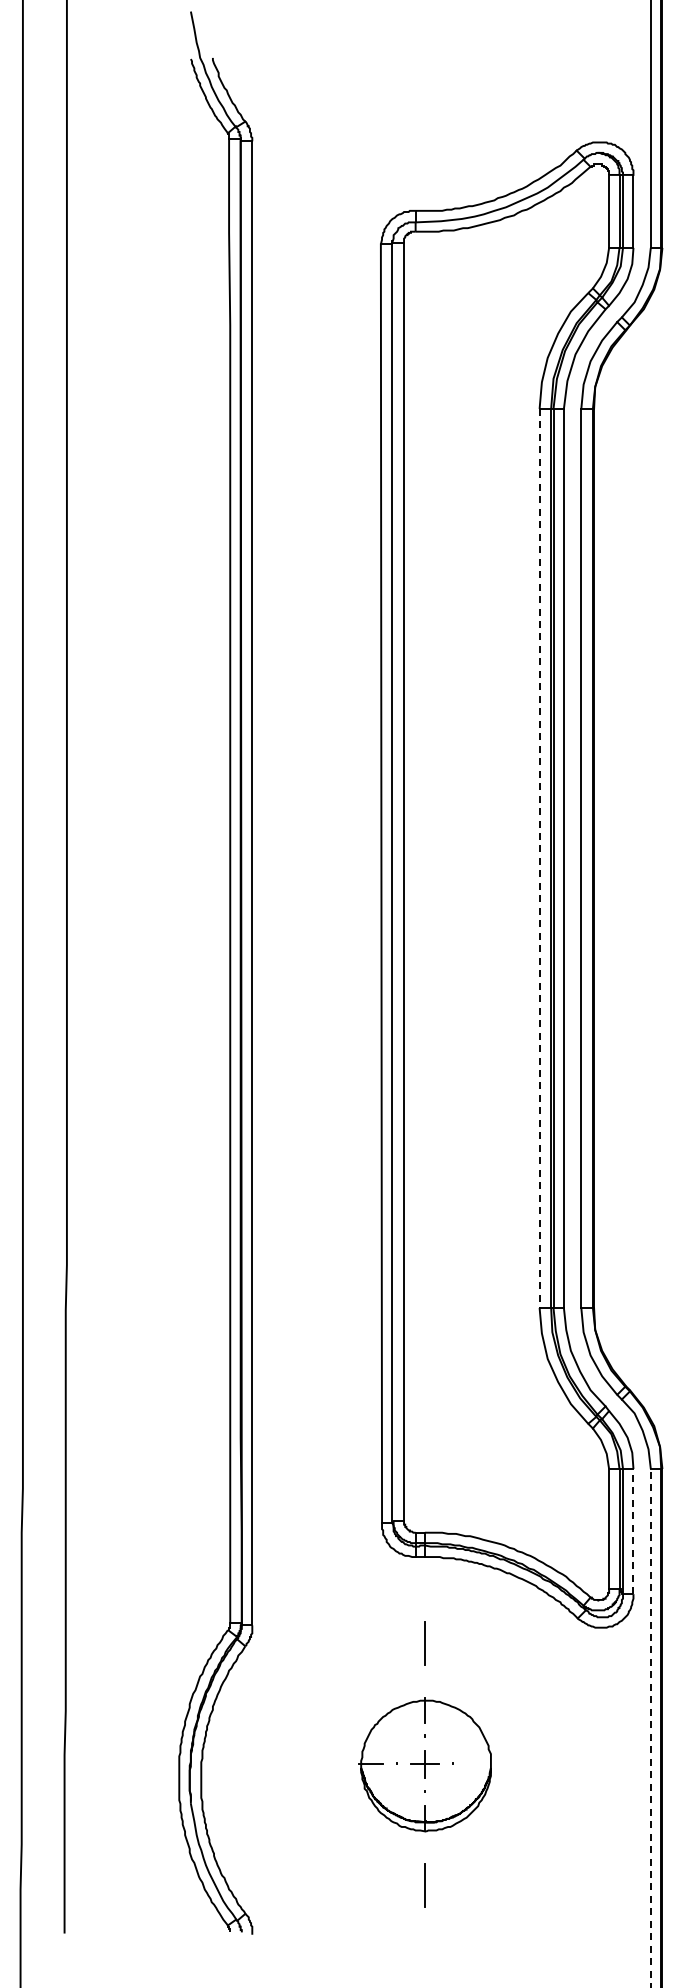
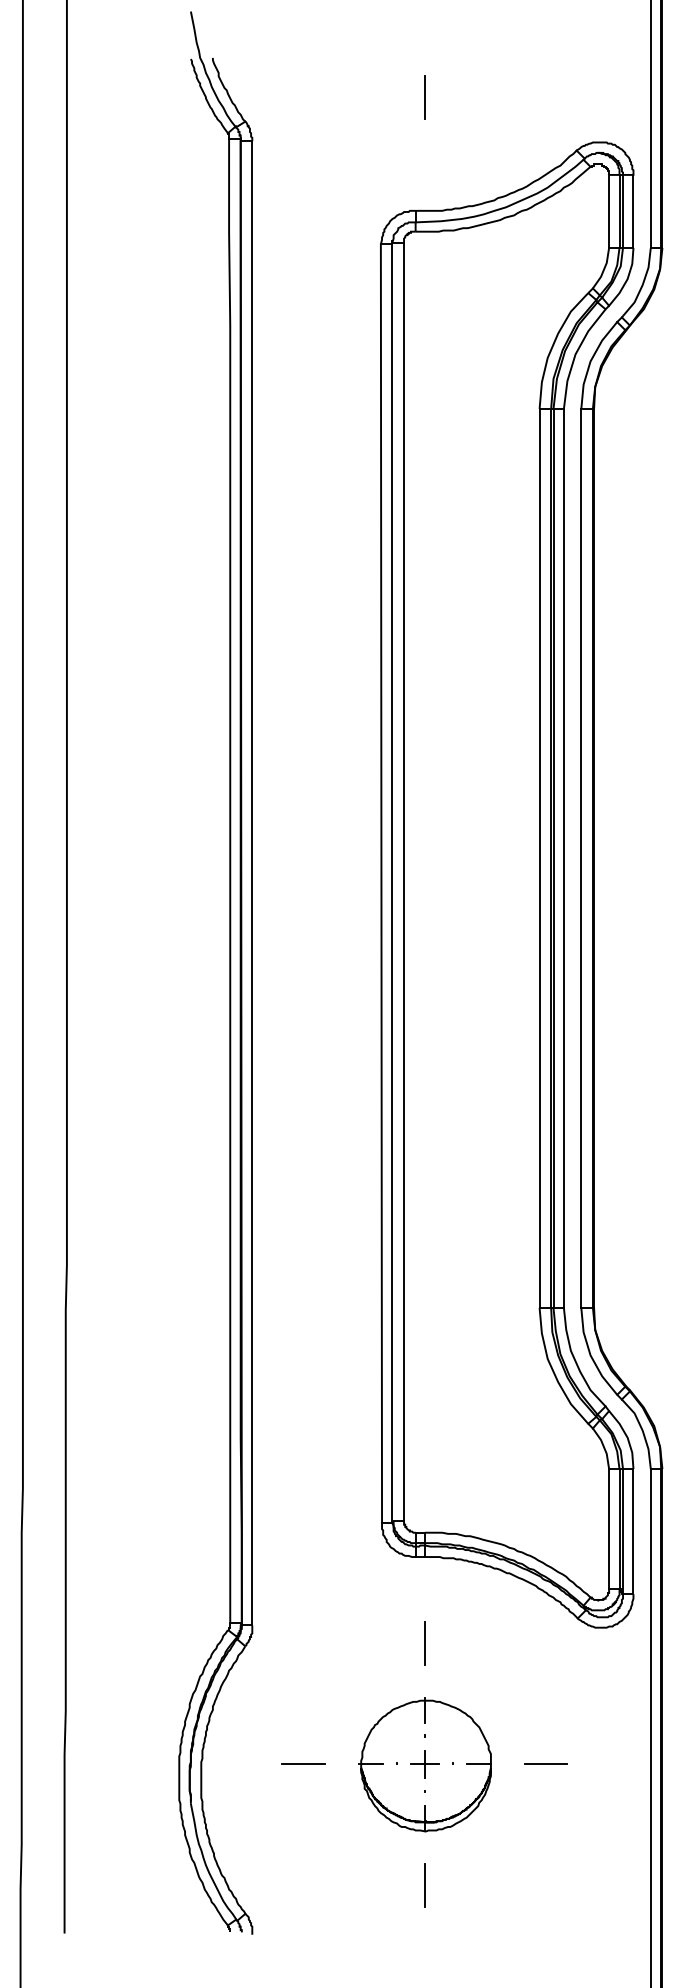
line: none -> present (424, 97)
line: dashed -> solid (539, 858)
line: dashed -> solid (633, 1531)
line: dashed -> solid (650, 1727)
line: none -> present (303, 1764)
line: none -> present (478, 1764)
line: none -> present (545, 1764)
